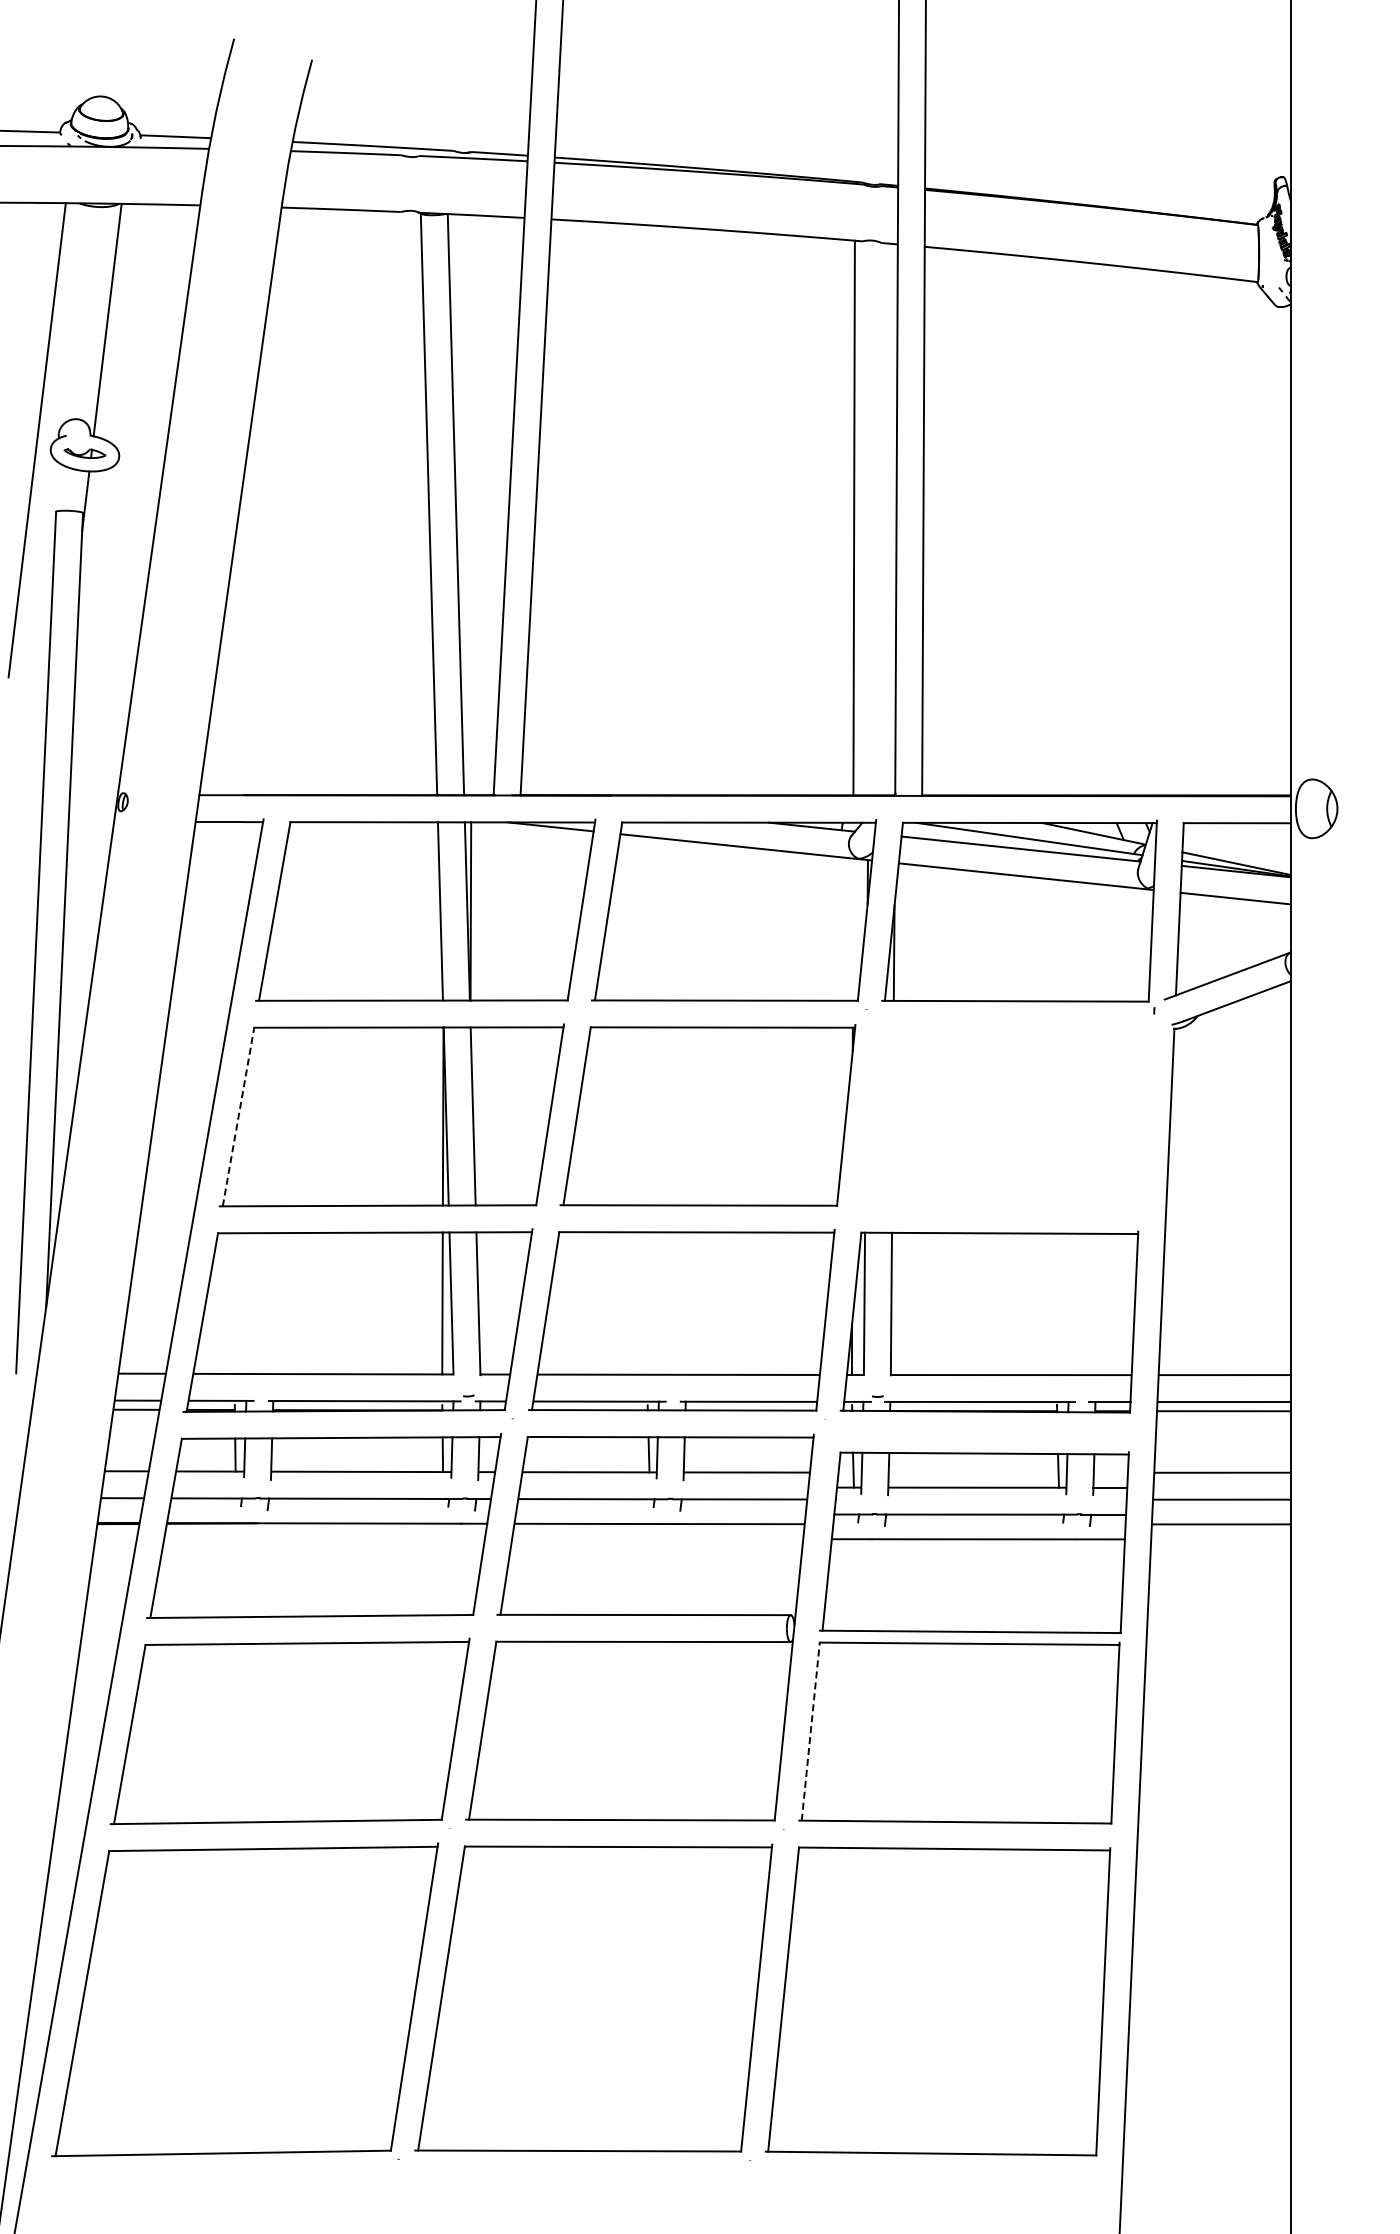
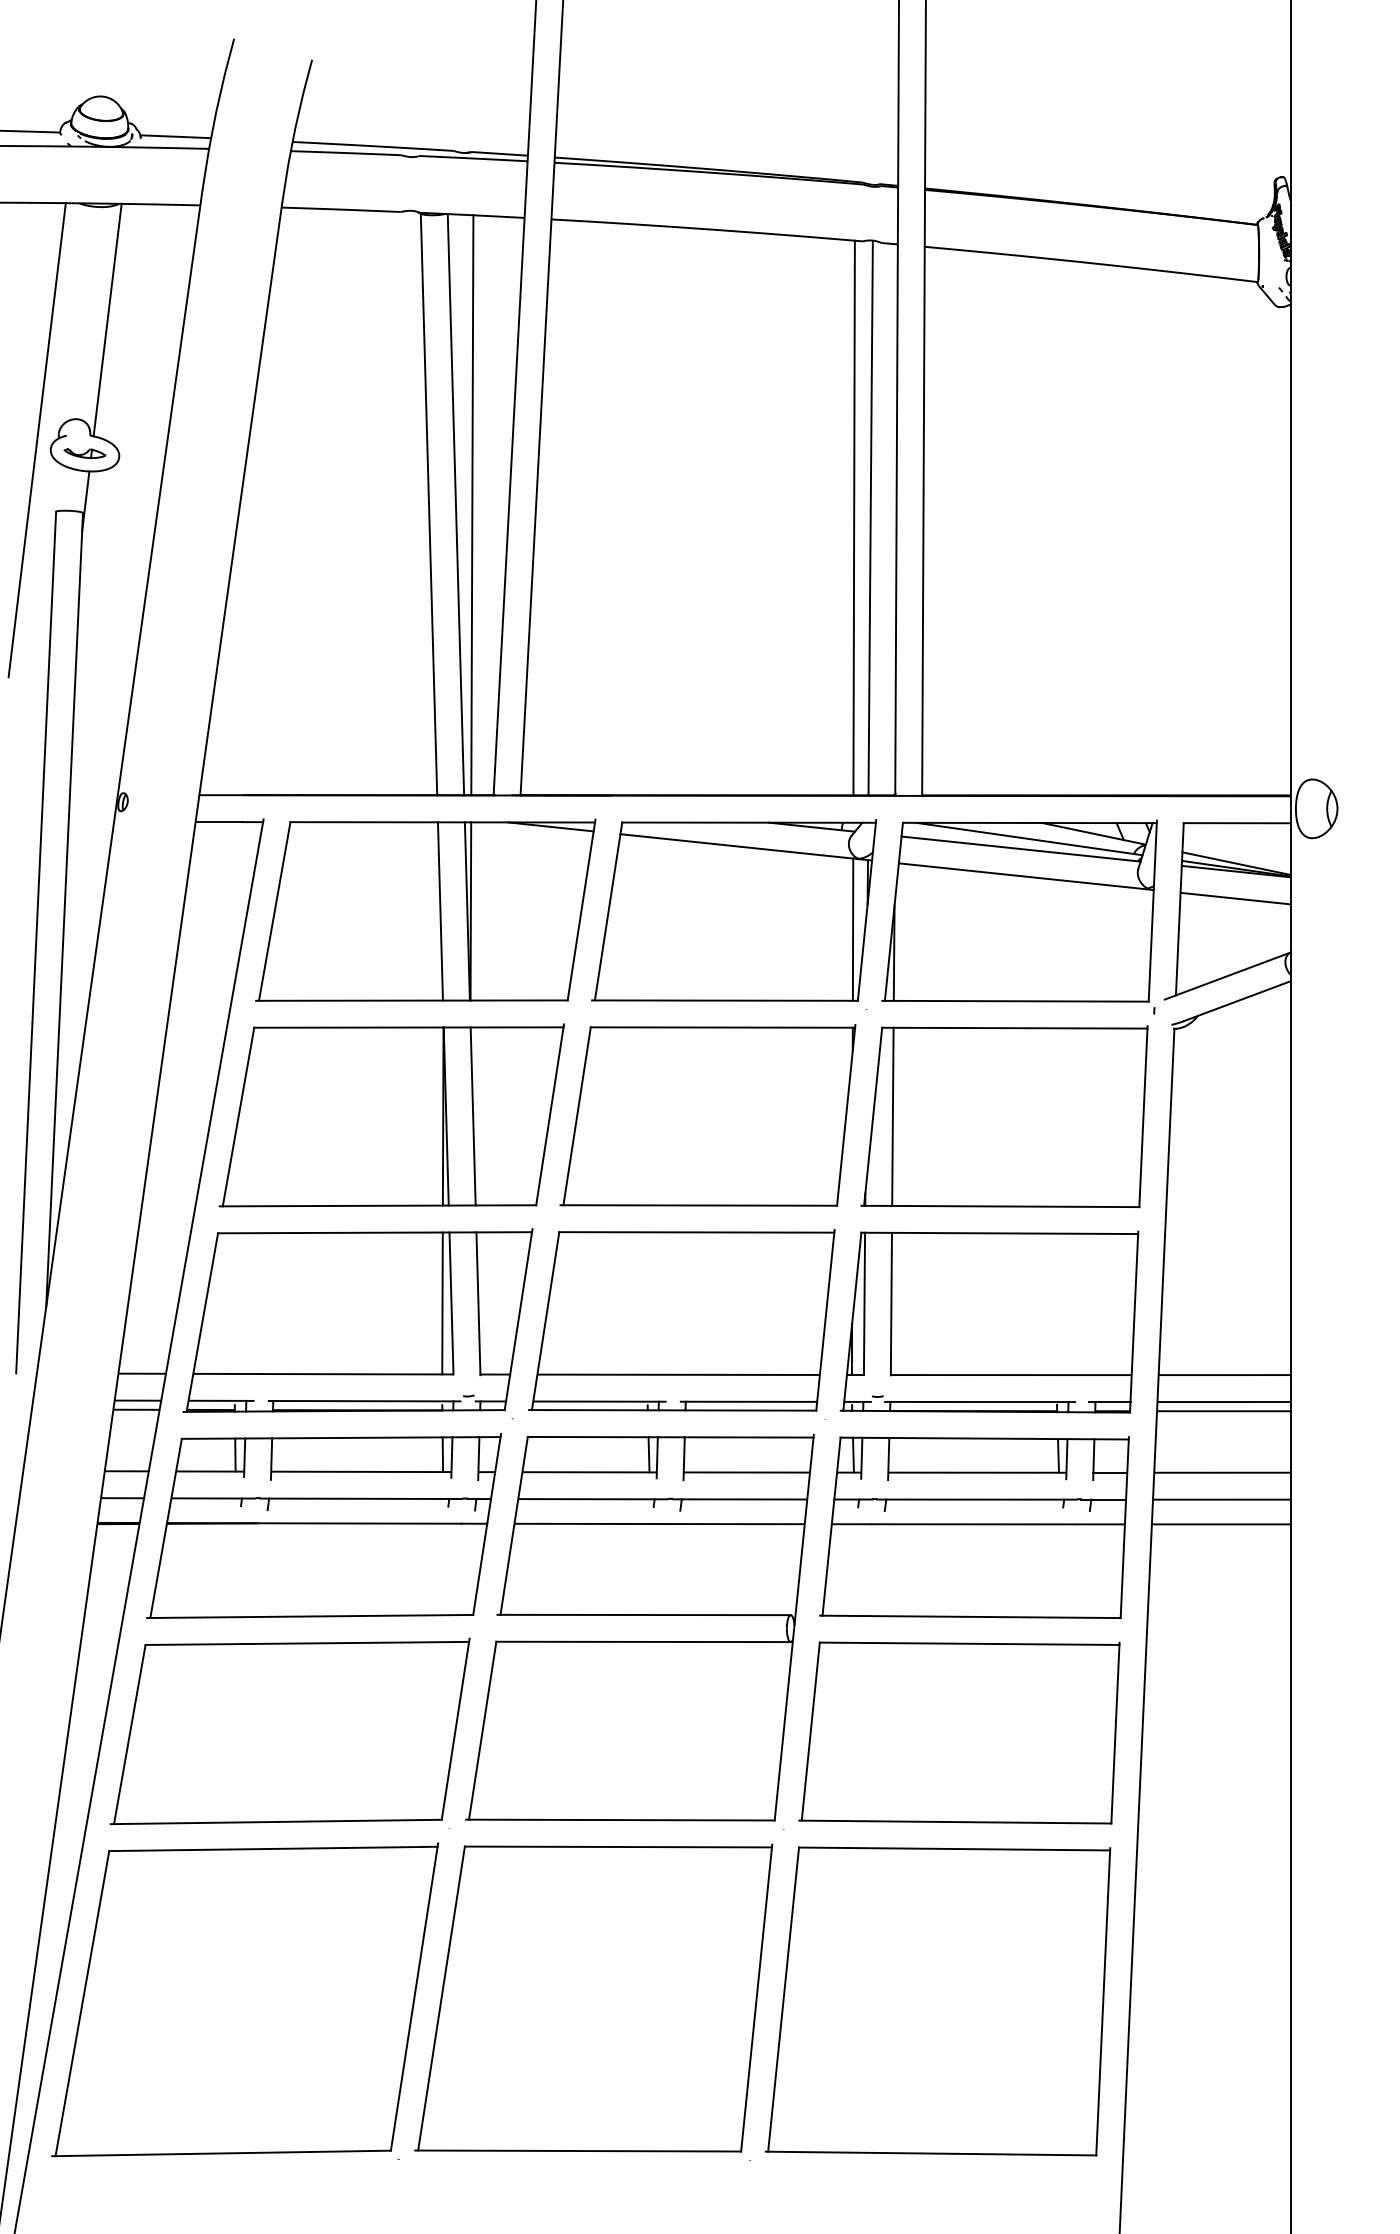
line: none -> present (472, 505)
line: none -> present (870, 517)
line: none -> present (852, 929)
part: none -> present (1004, 1116)
line: dashed -> solid (238, 1117)
part position: (974, 1542) -> (974, 1527) (974, 1527)
line: dashed -> solid (810, 1731)
